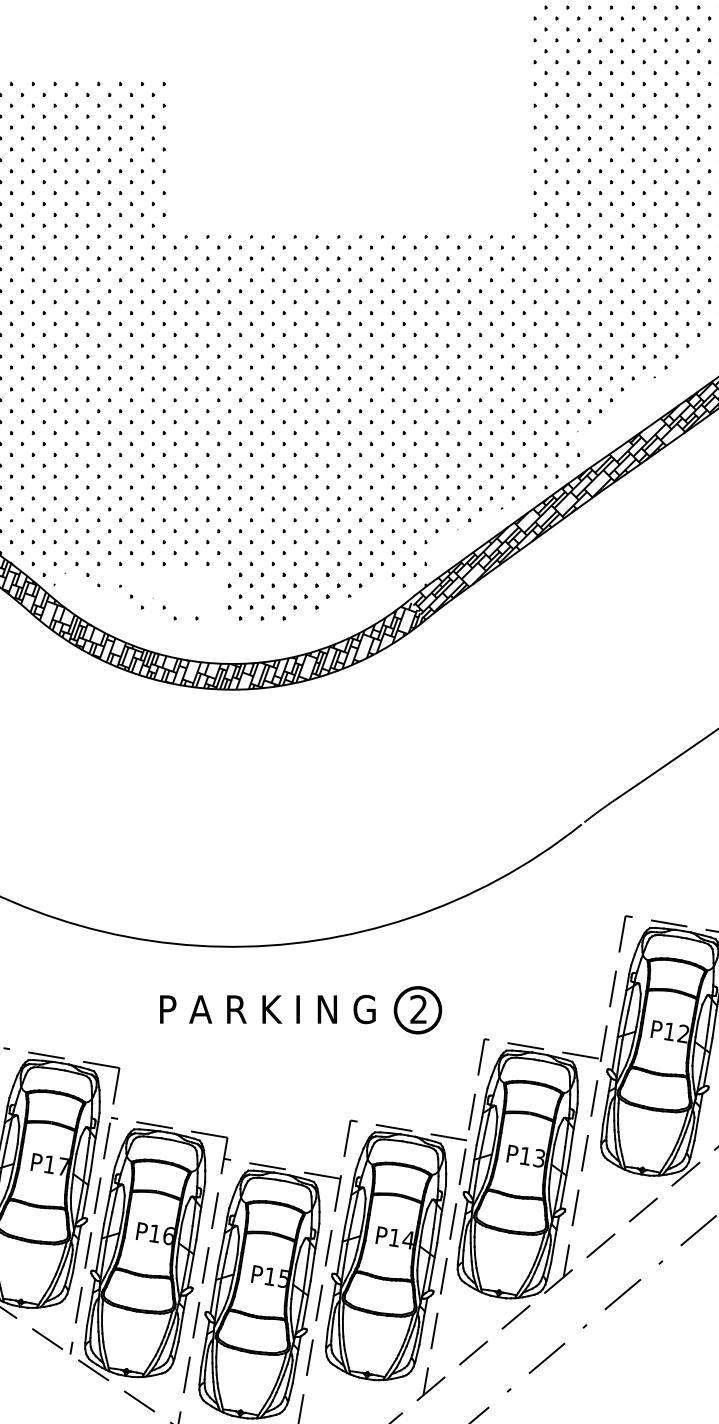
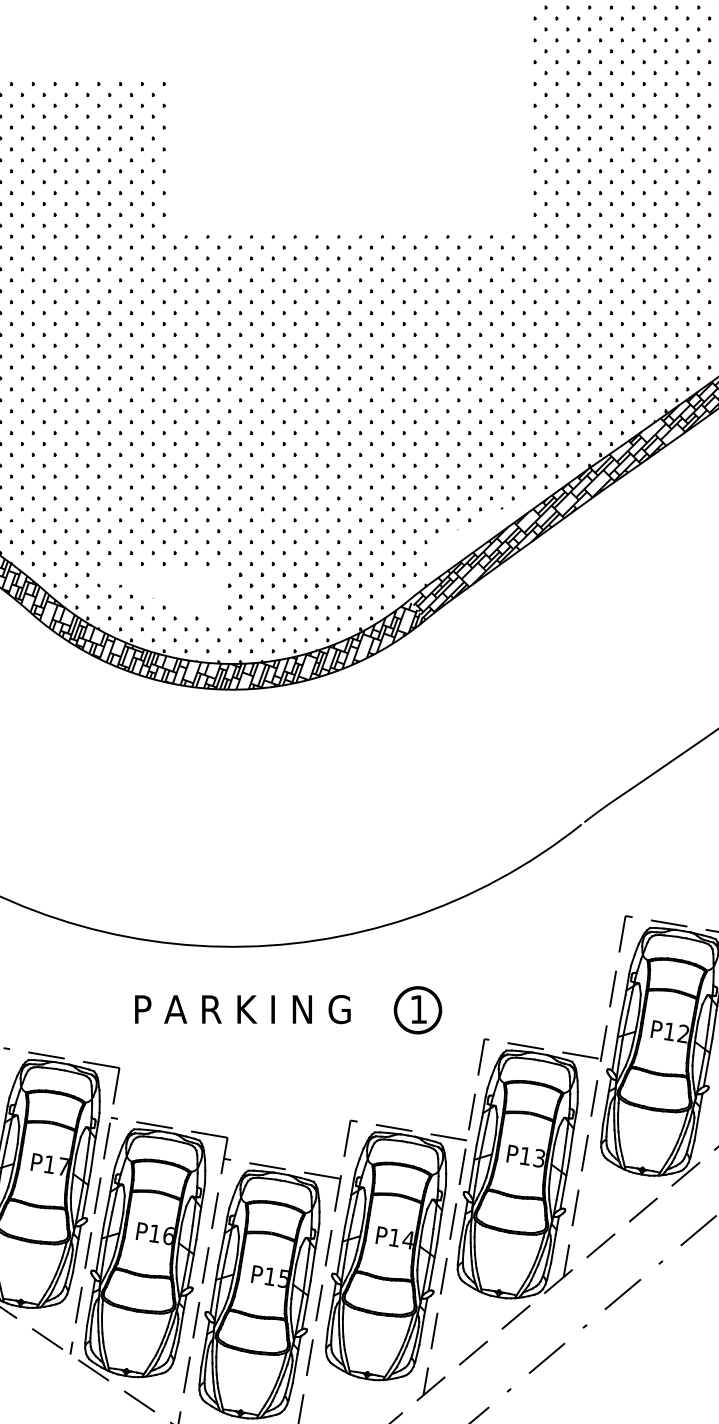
hatch: none -> present (643, 405)
hatch: none -> present (224, 618)
text: 2 -> 1 (418, 1008)
text position: (267, 1009) -> (242, 1009) (242, 1009)
